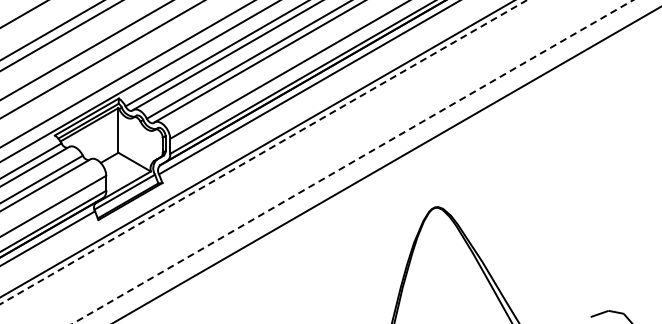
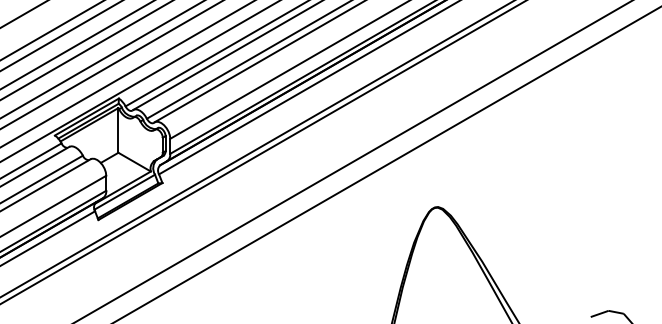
line: none -> present (76, 45)
line: none -> present (111, 64)
line: dashed -> solid (263, 152)
line: dashed -> solid (352, 162)
